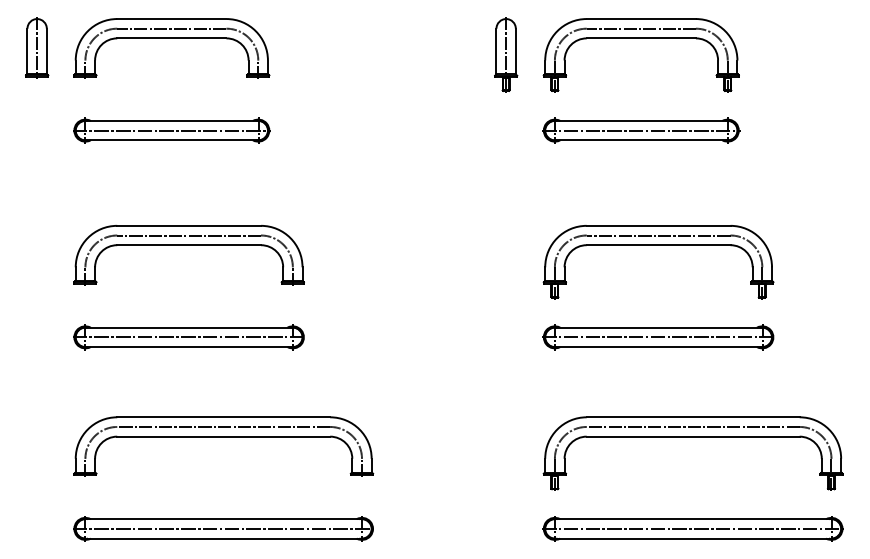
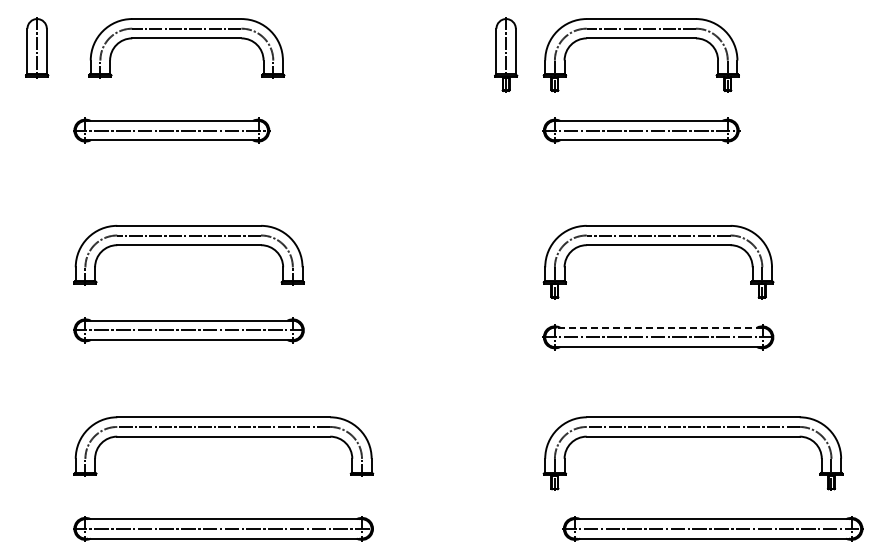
part position: (171, 38) -> (186, 38) (186, 38)
line: solid -> dashed (658, 327)
part position: (188, 337) -> (188, 330) (188, 330)
part position: (692, 528) -> (712, 528) (712, 528)
